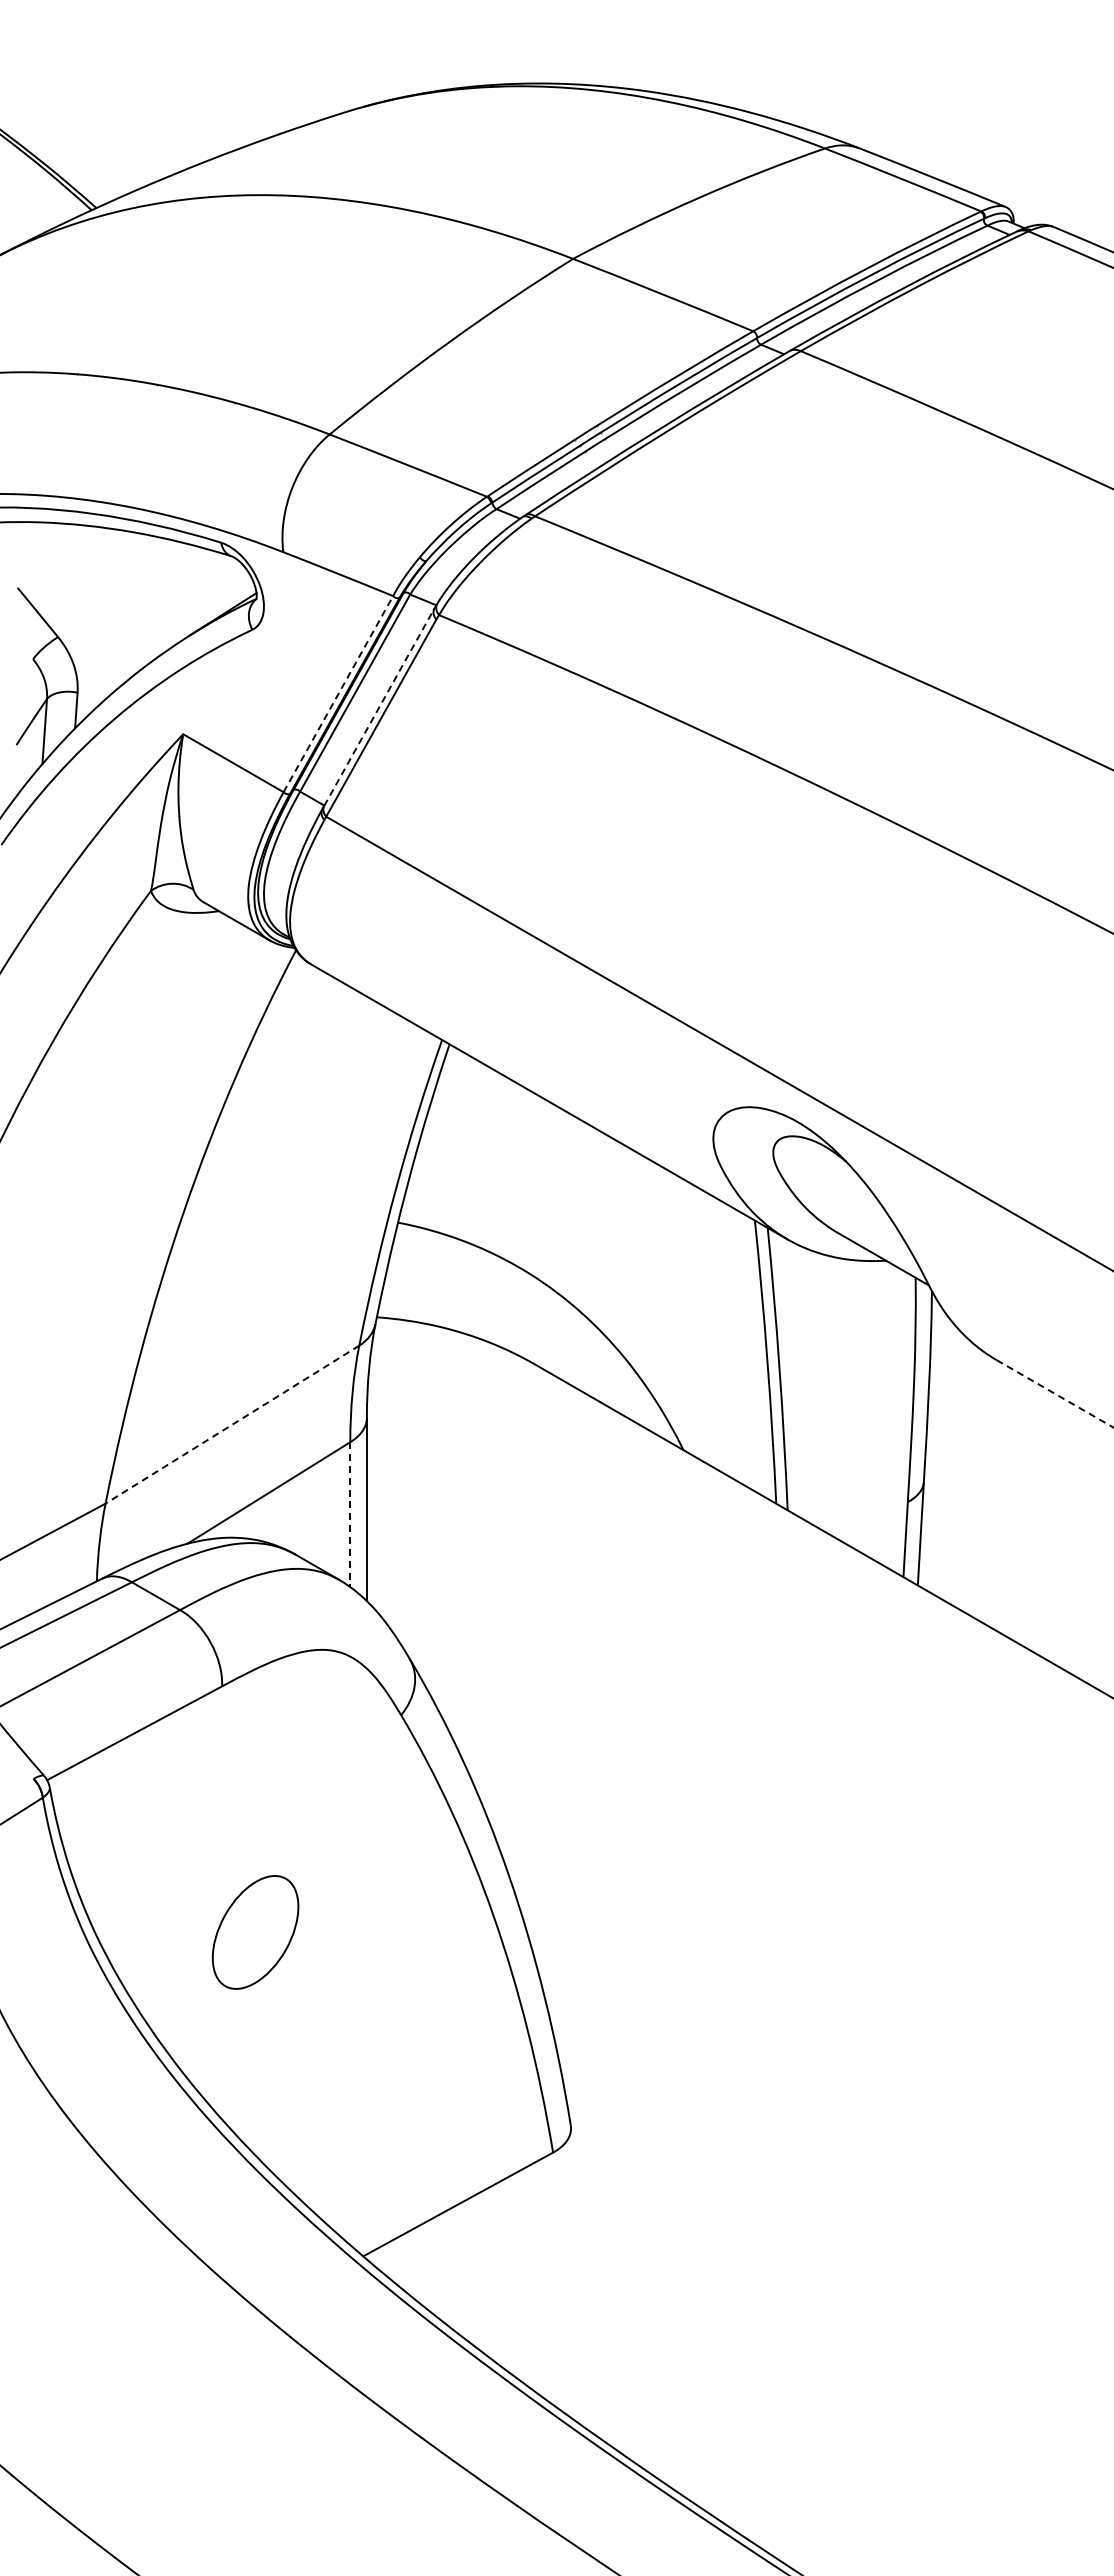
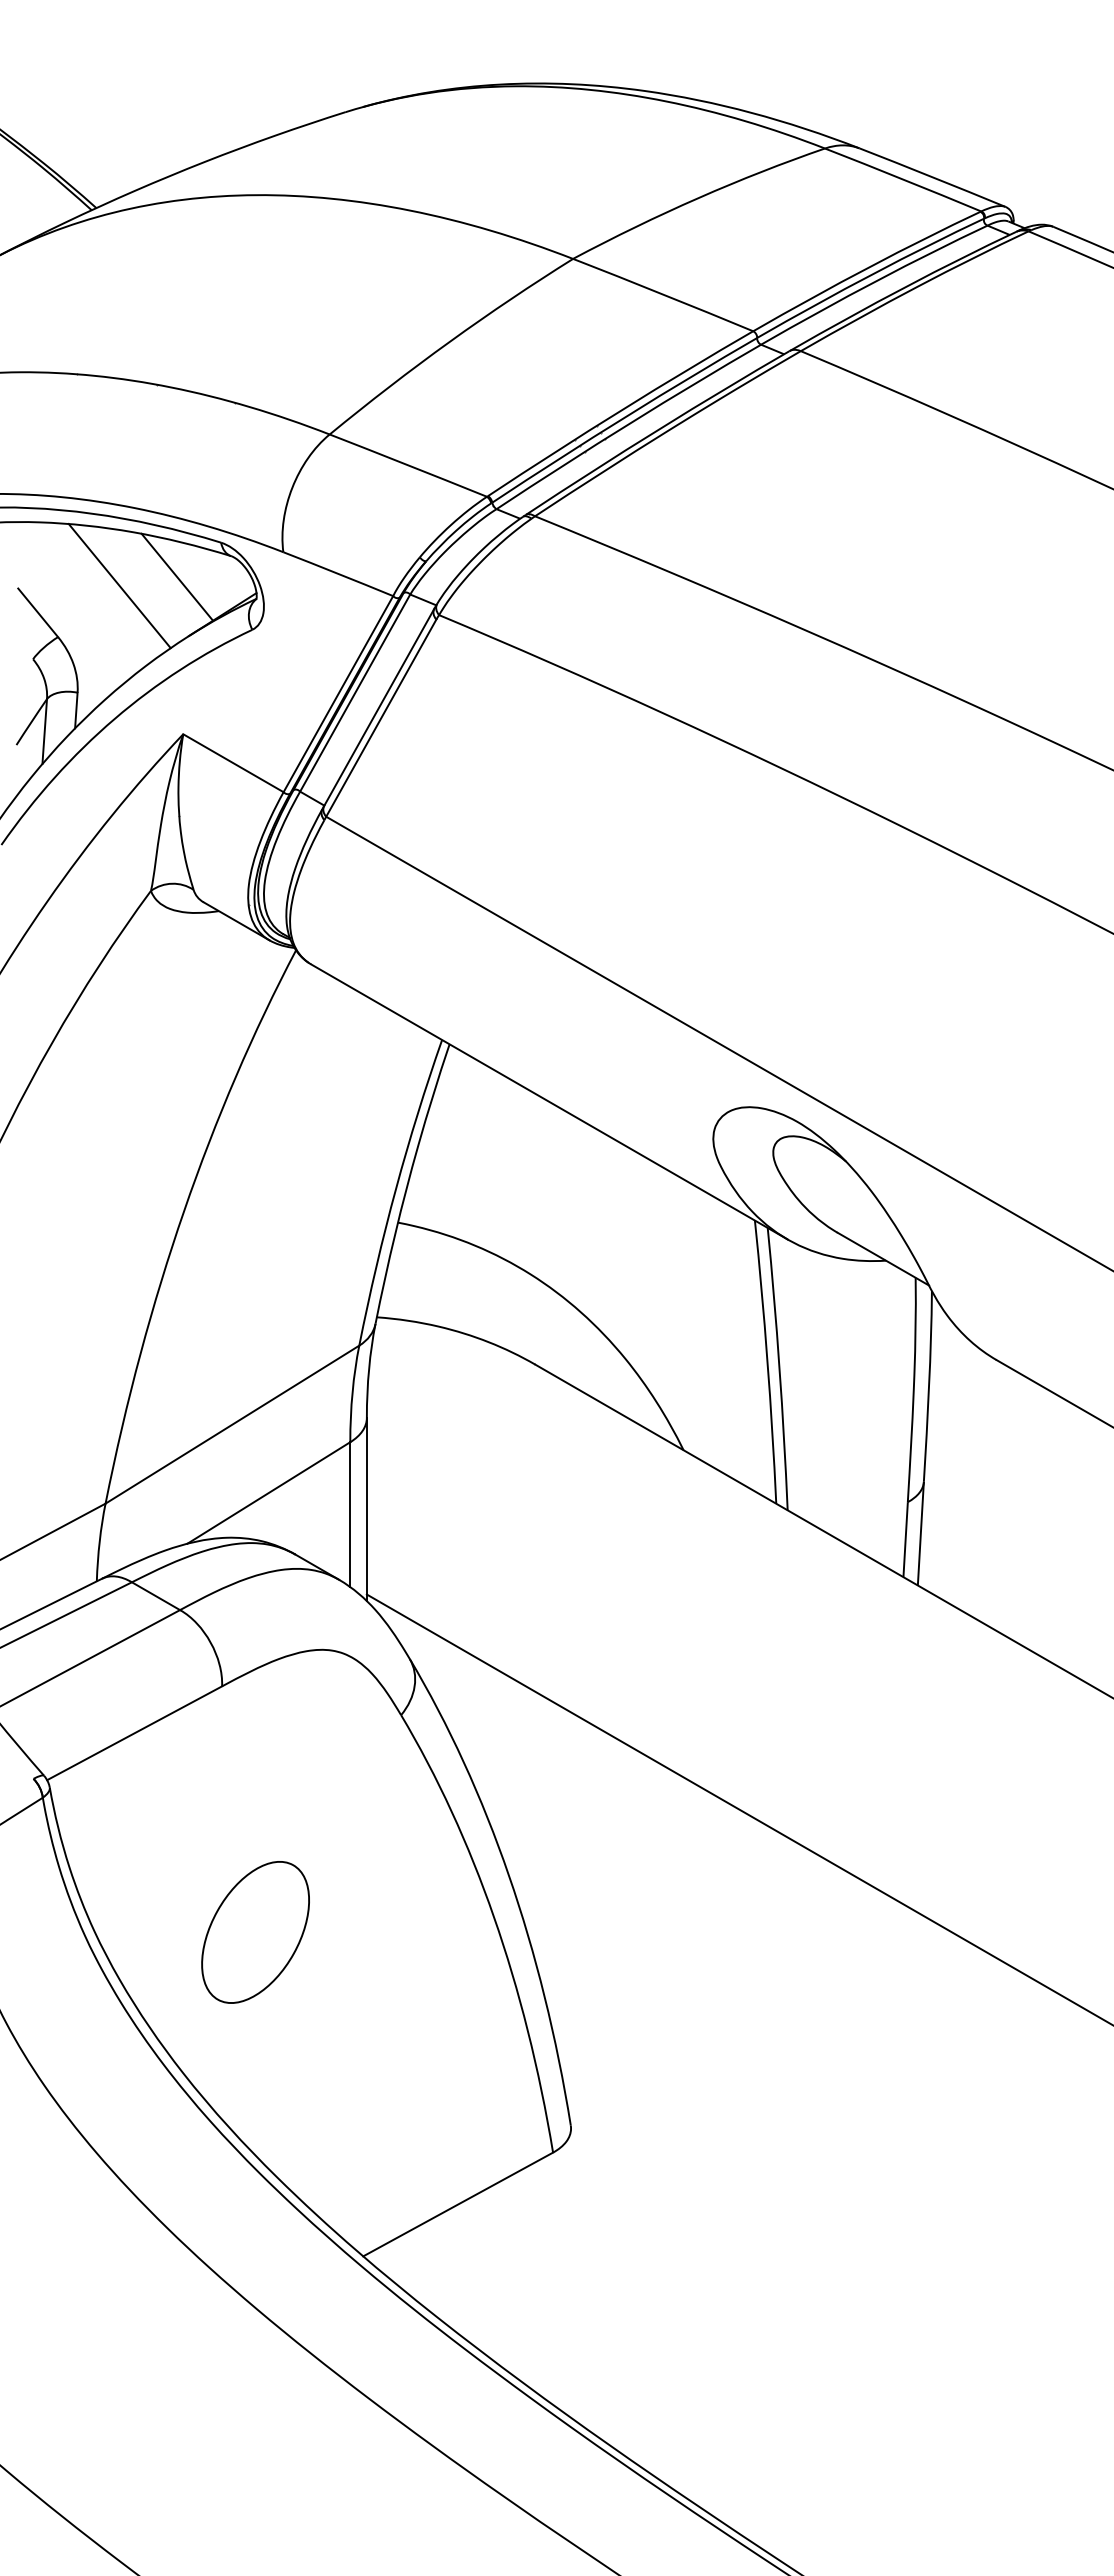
line: none -> present (177, 576)
line: none -> present (119, 586)
line: dashed -> solid (338, 693)
line: dashed -> solid (379, 707)
line: dashed -> solid (1055, 1394)
line: dashed -> solid (232, 1424)
line: dashed -> solid (350, 1515)
line: none -> present (738, 1809)
part size: 89x115 px -> 109x143 px (255, 1932)
